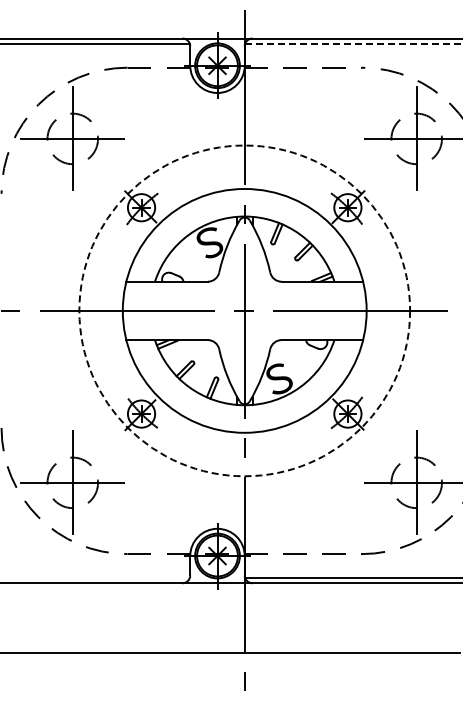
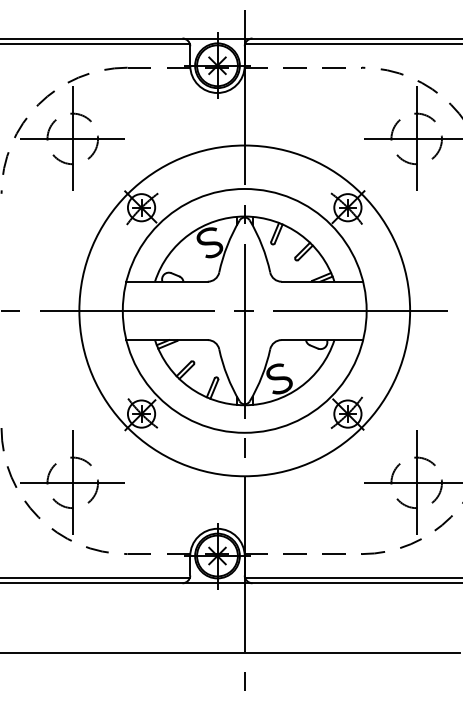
line: dashed -> solid (354, 43)
circle: dashed -> solid (244, 310)
line: none -> present (95, 578)
